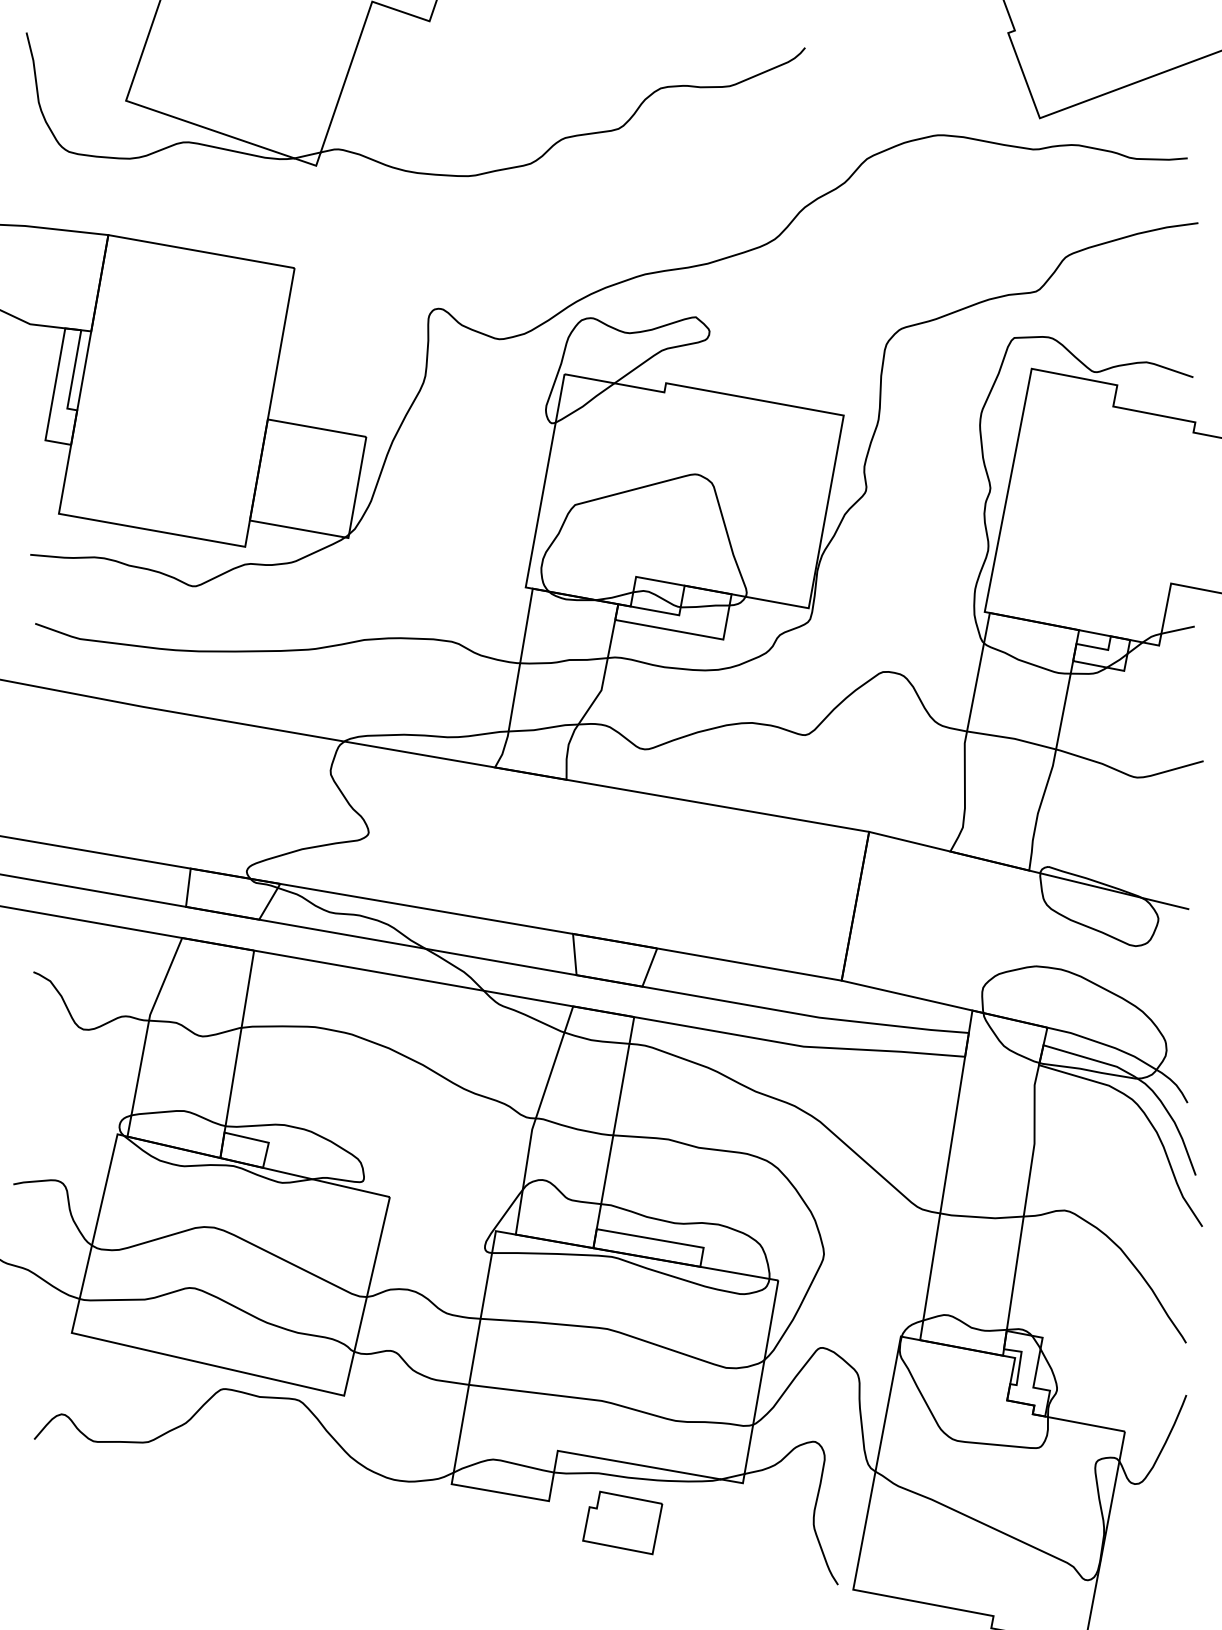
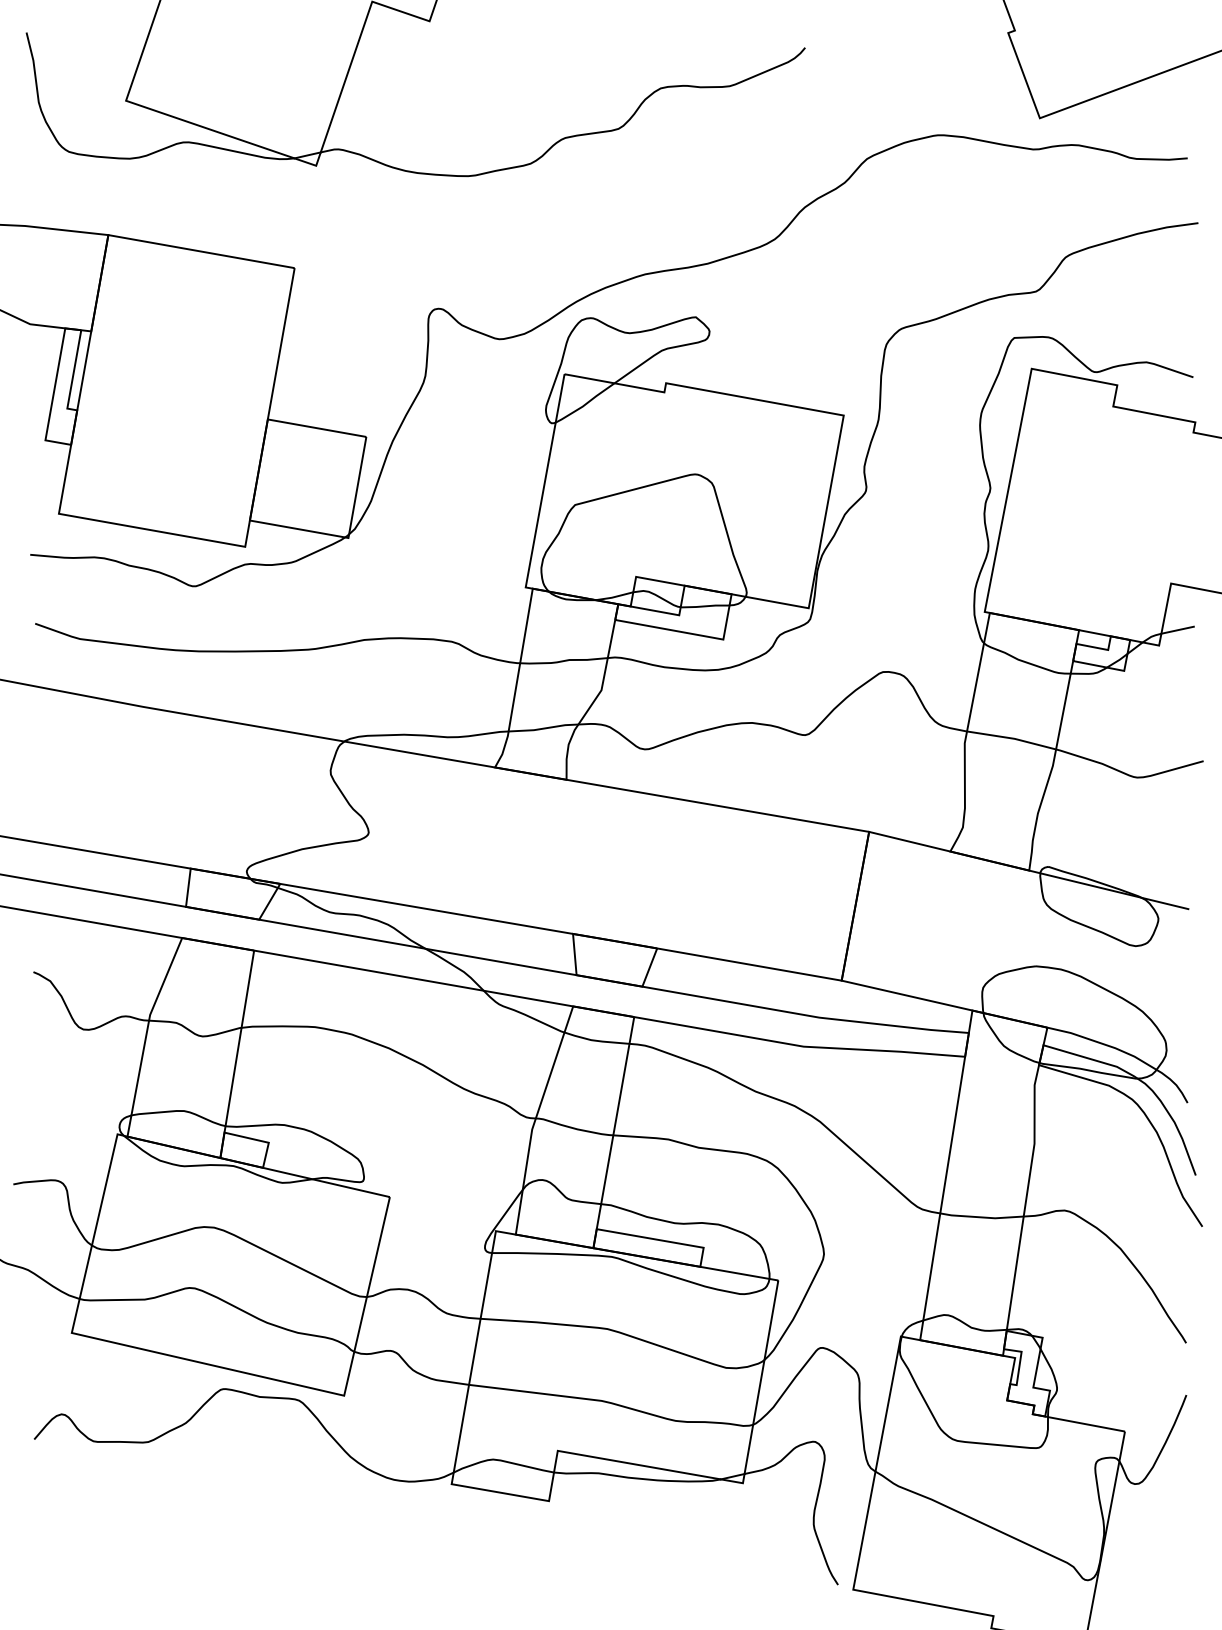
part: present -> none (622, 1522)
